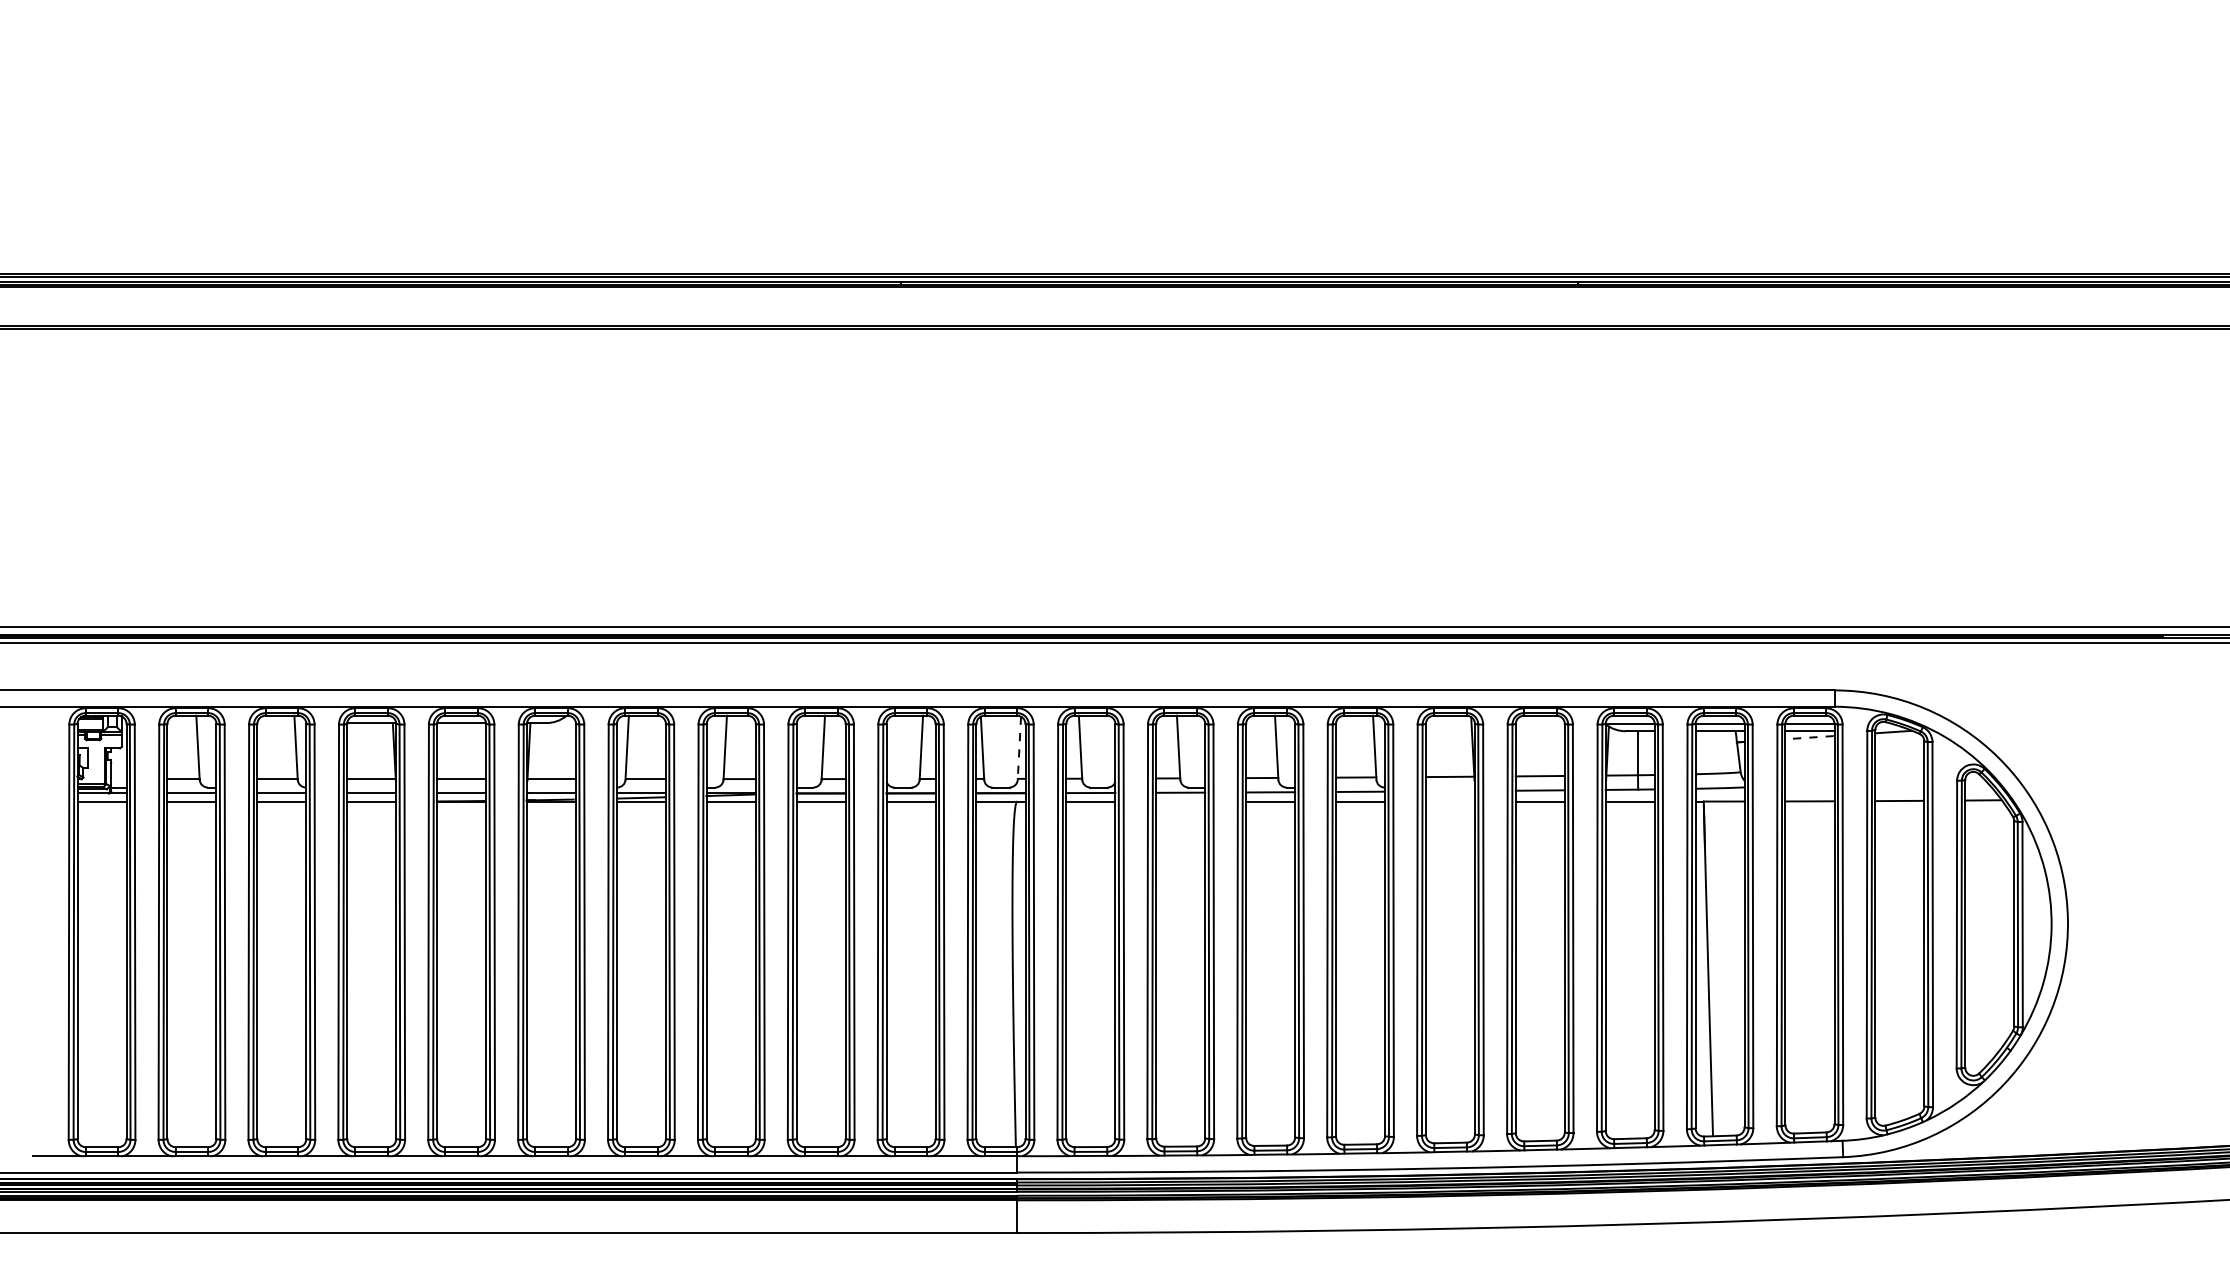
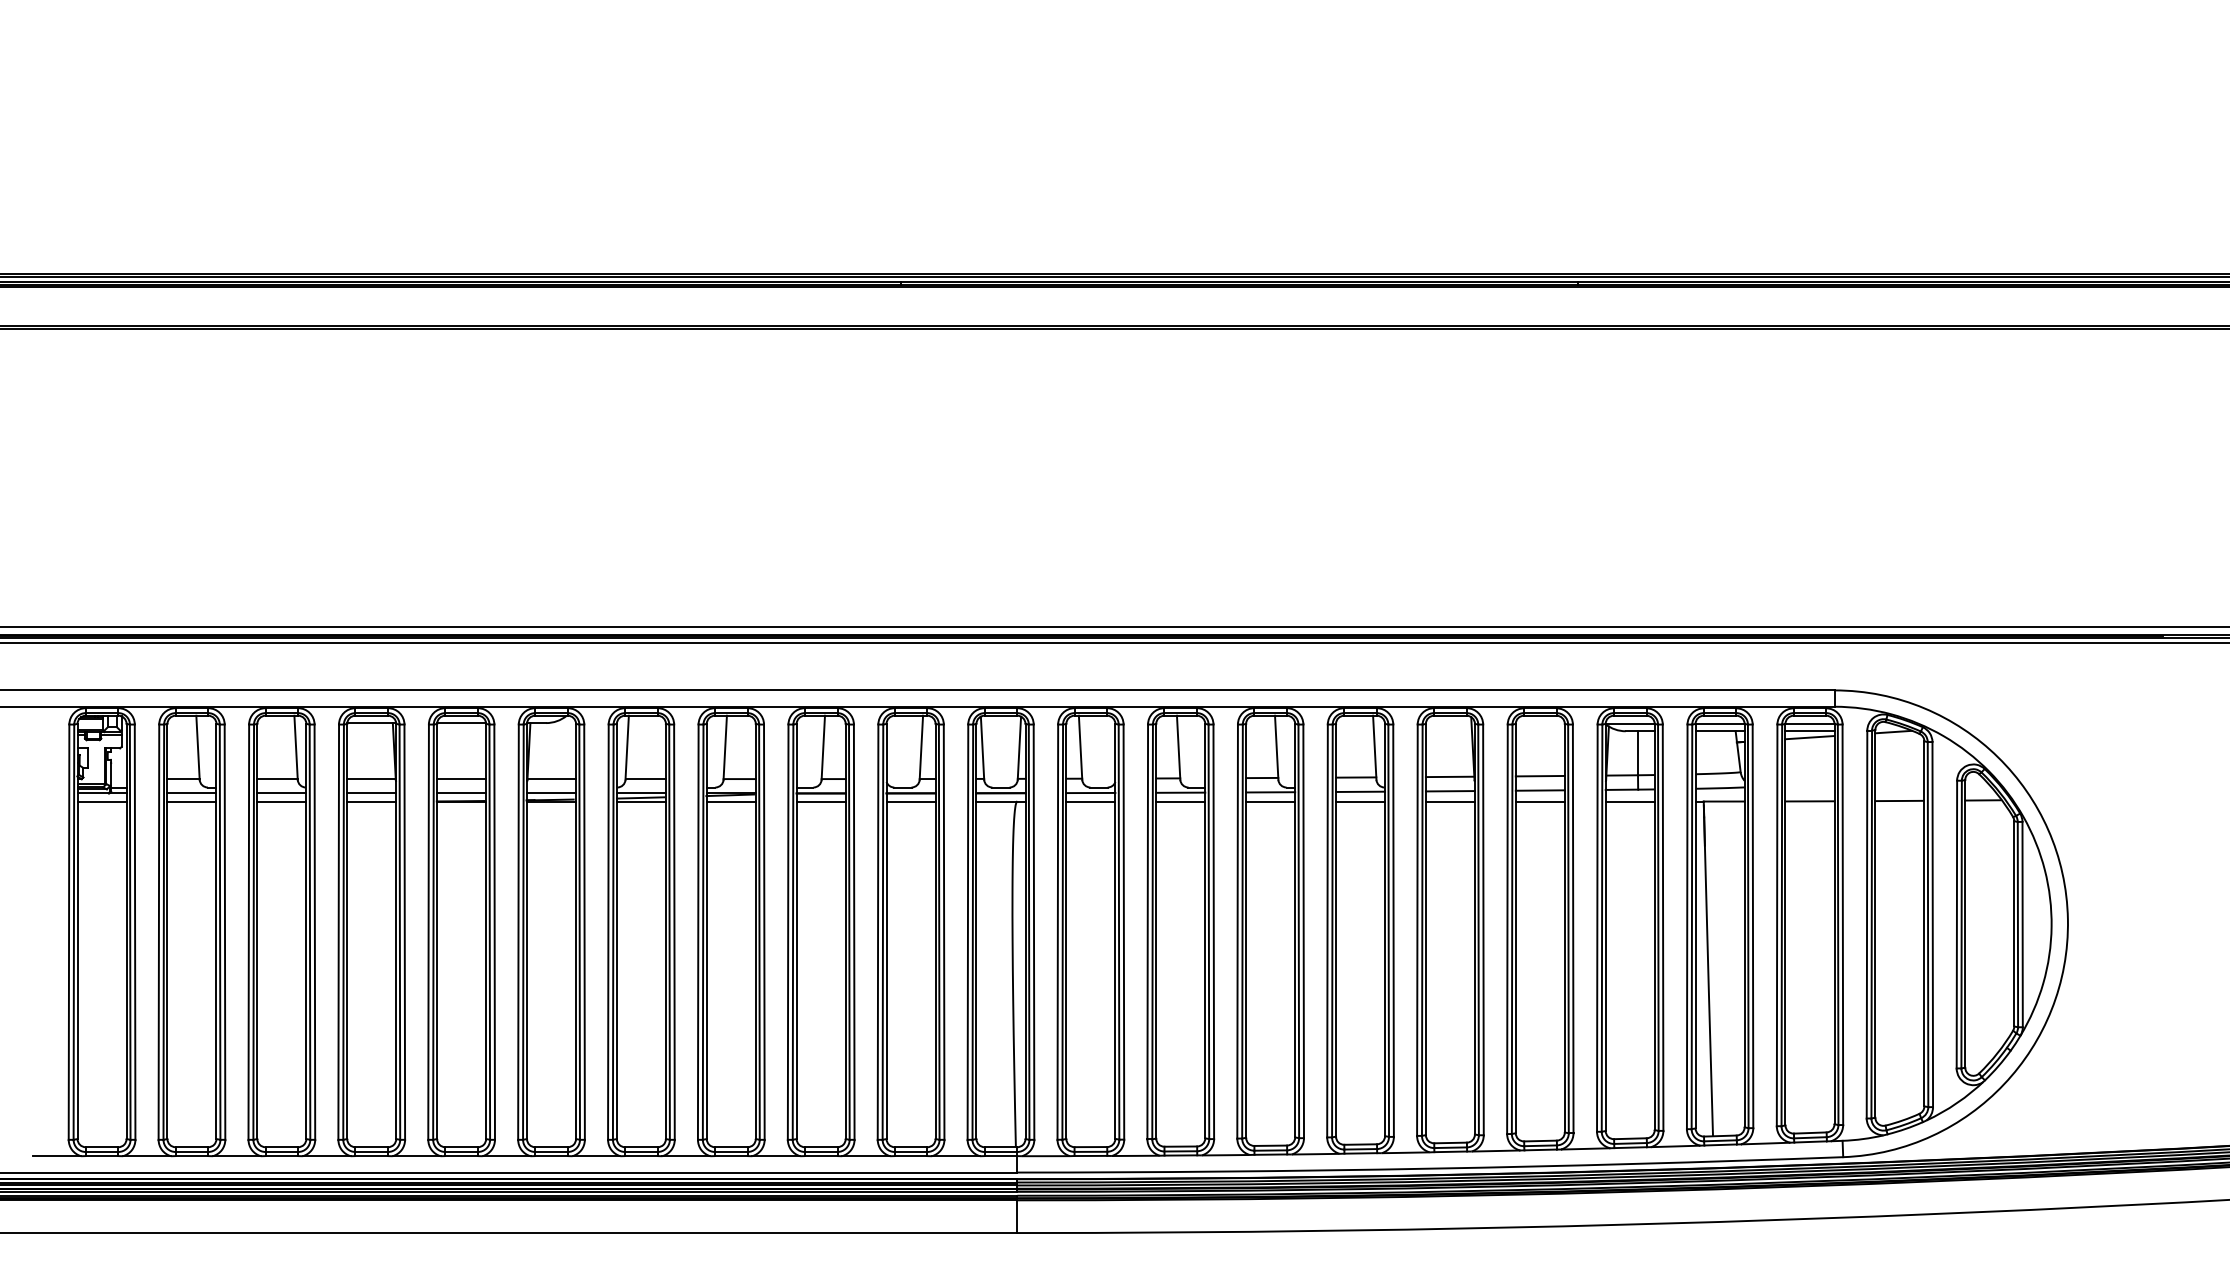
line: dashed -> solid (1808, 737)
line: dashed -> solid (1019, 748)
line: none -> present (1449, 791)
line: none -> present (1180, 801)
line: none -> present (1449, 801)
